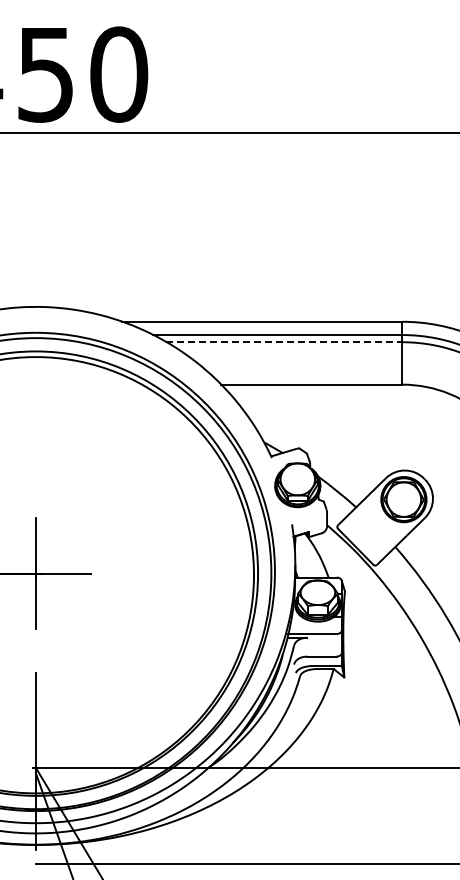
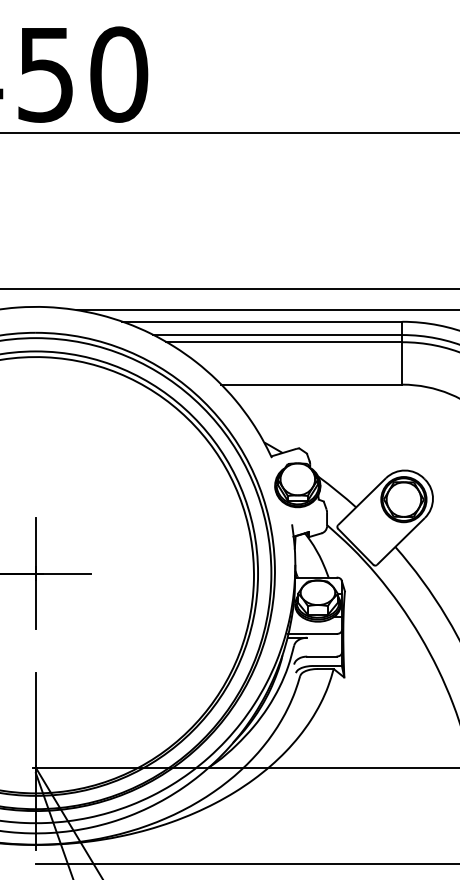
line: none -> present (229, 288)
line: none -> present (266, 310)
line: dashed -> solid (284, 342)
